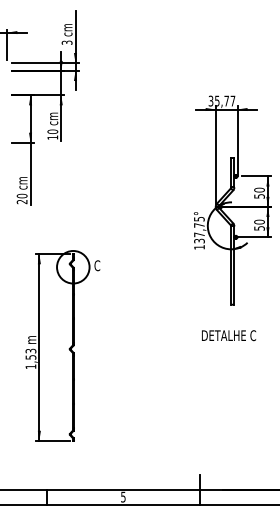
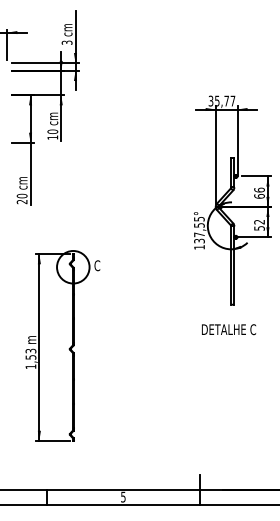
text: 50 -> 66 (259, 192)
text: 50 -> 52 (259, 221)
text: 137,75° -> 137,55° (199, 225)
text position: (229, 335) -> (229, 329) (229, 329)
